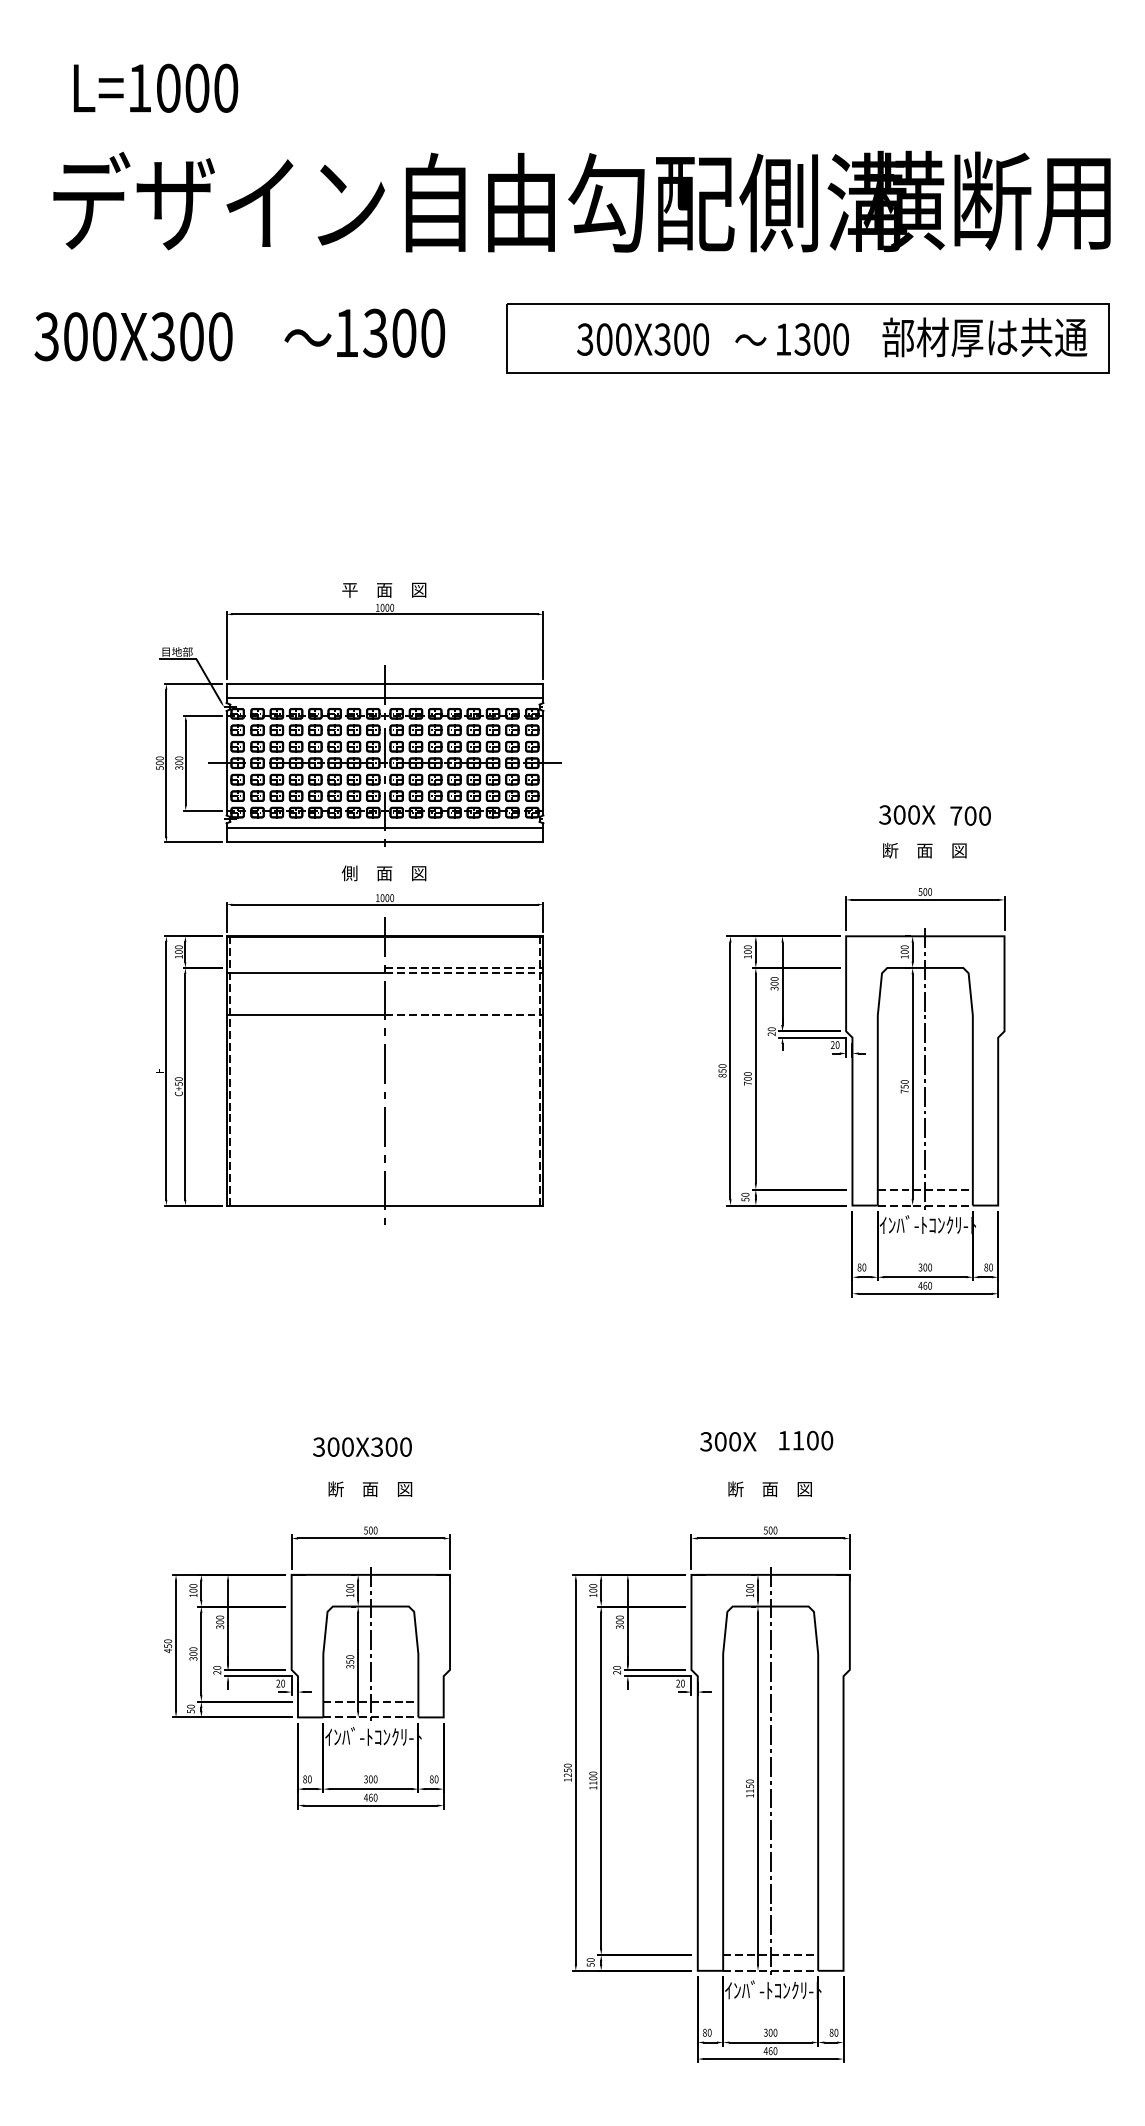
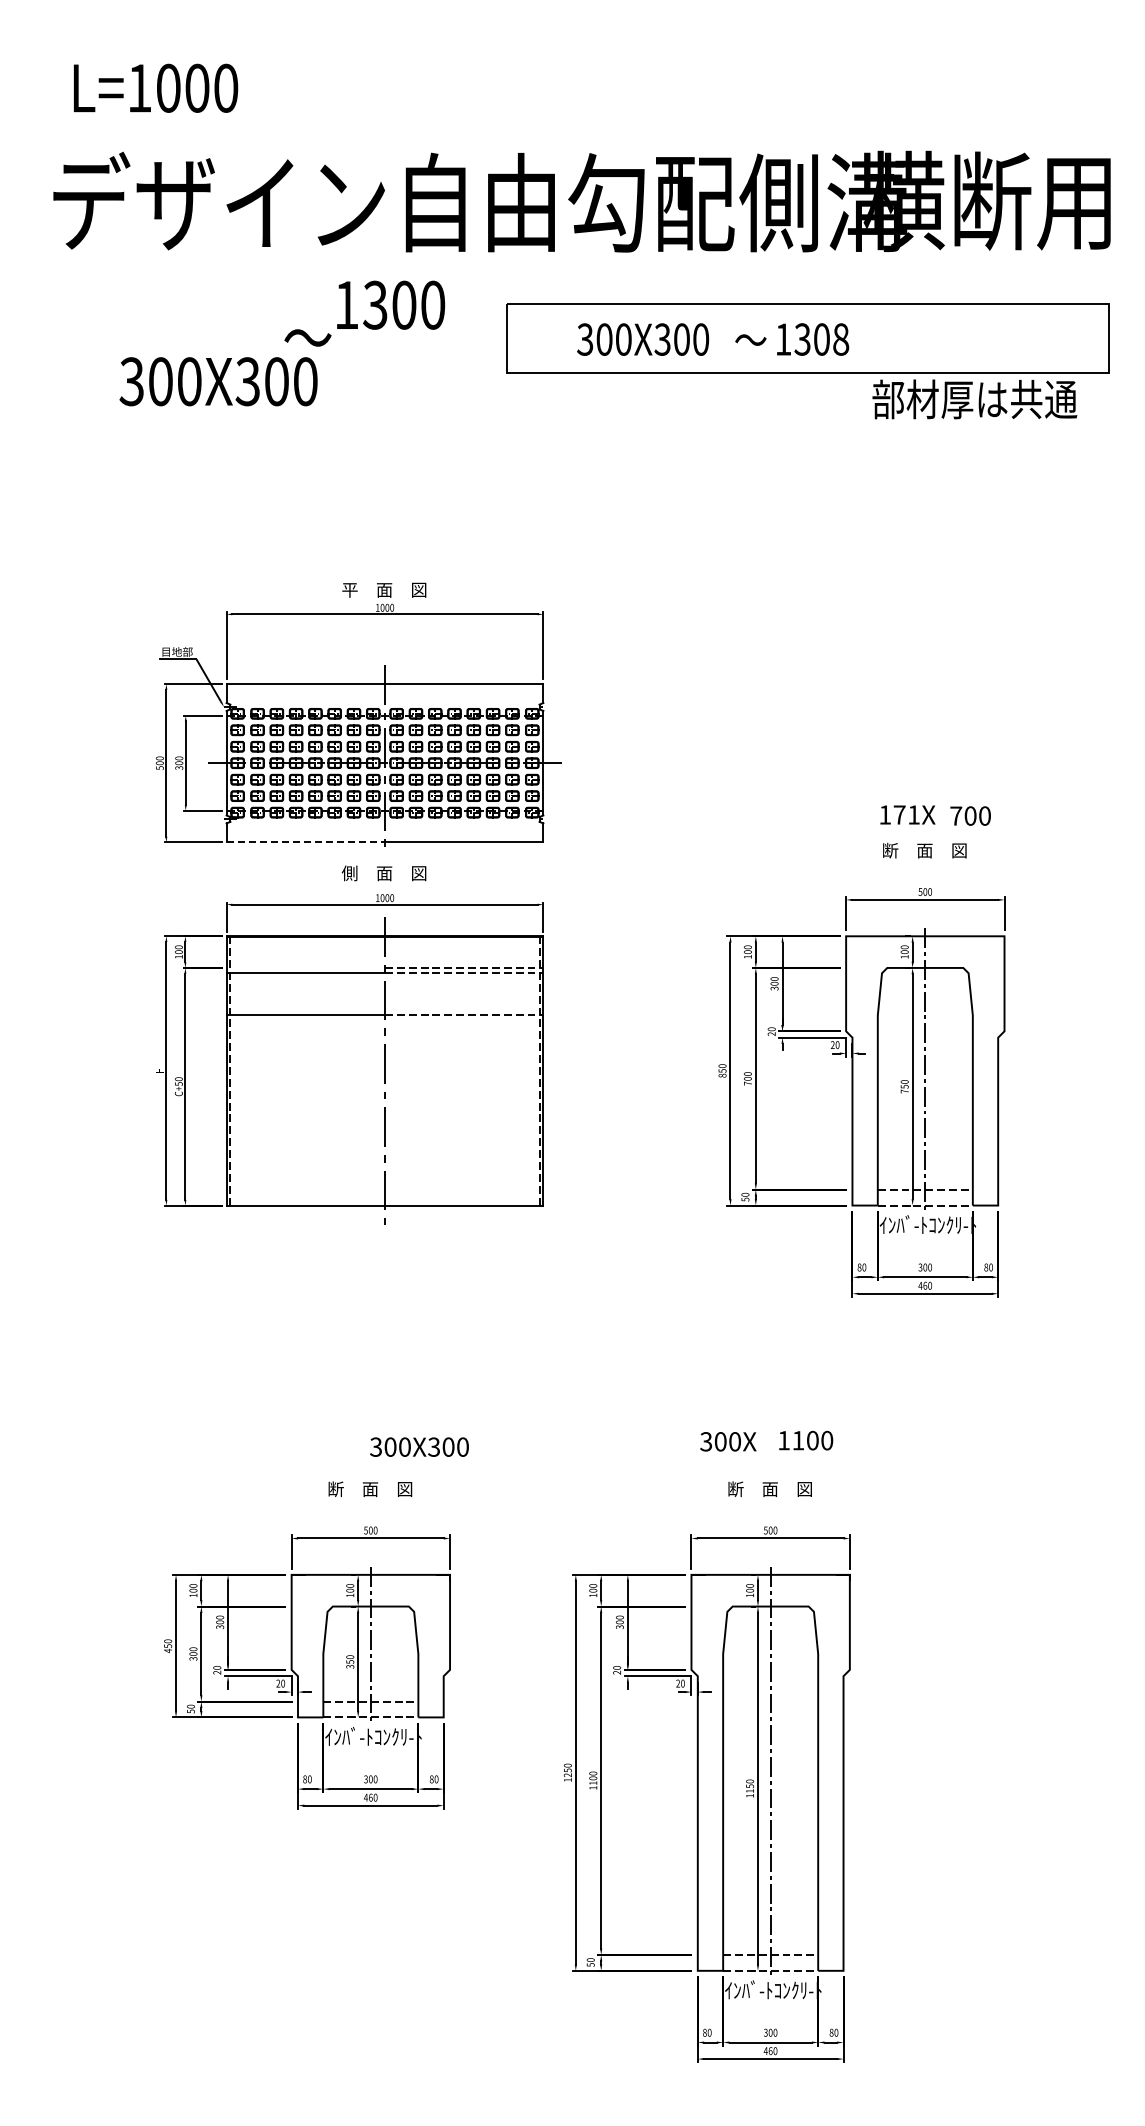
text position: (391, 332) -> (391, 304) (391, 304)
text position: (133, 336) -> (218, 381) (218, 381)
text position: (984, 337) -> (974, 399) (974, 399)
text: 1300 -> 1308 (841, 339)
line: present -> none (384, 698)
text: 300X -> 171X (899, 814)
line: present -> none (384, 828)
line: solid -> dashed (306, 842)
text position: (362, 1446) -> (419, 1446) (419, 1446)
